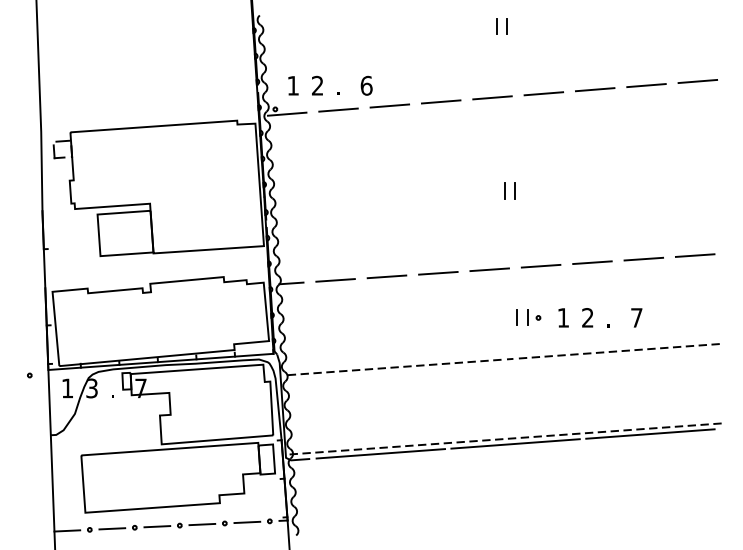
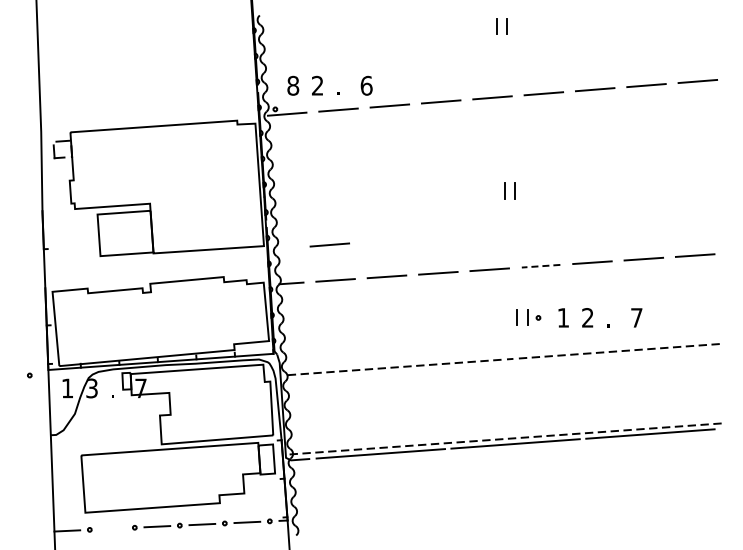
text: 1 -> 8 (293, 85)
line: none -> present (329, 244)
line: solid -> dashed (540, 266)
line: present -> none (112, 528)
